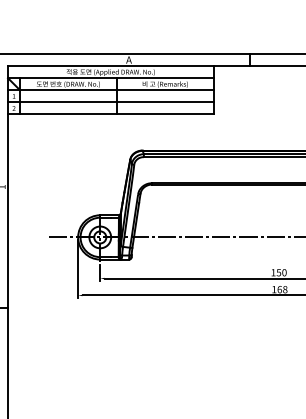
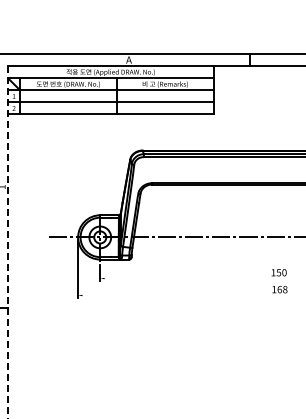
line: solid -> dashed (8, 243)
line: present -> none (203, 278)
line: present -> none (192, 295)
